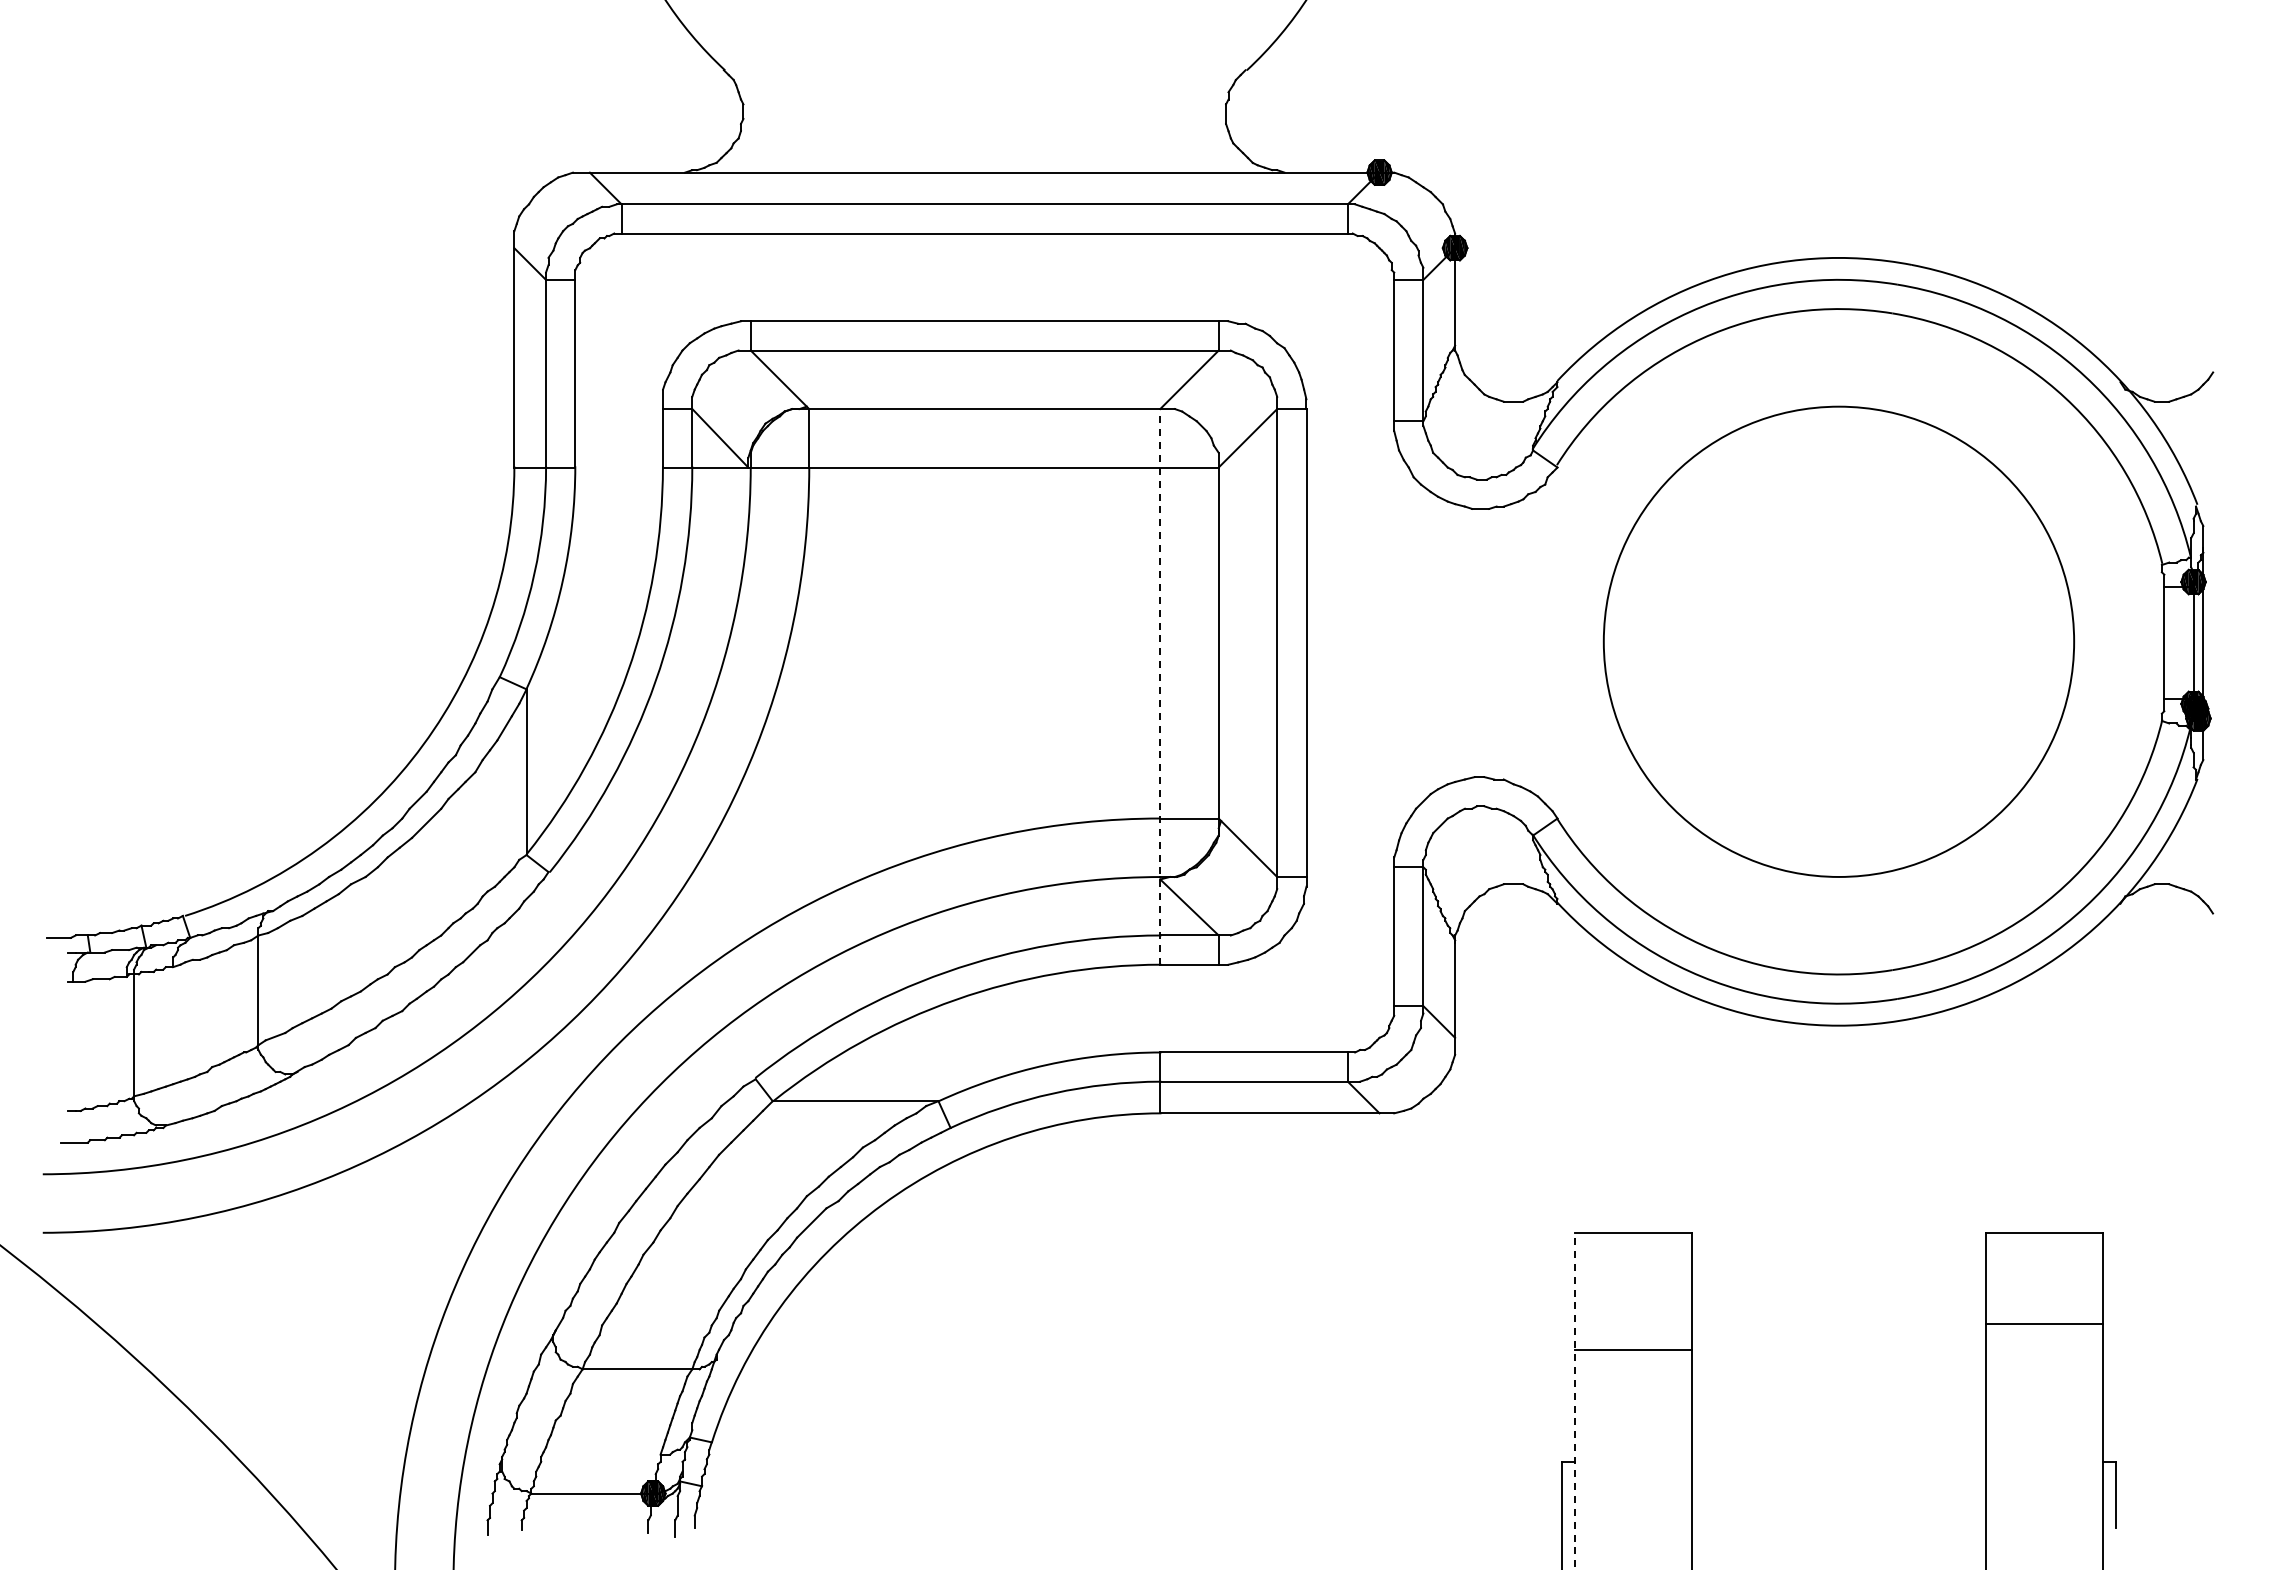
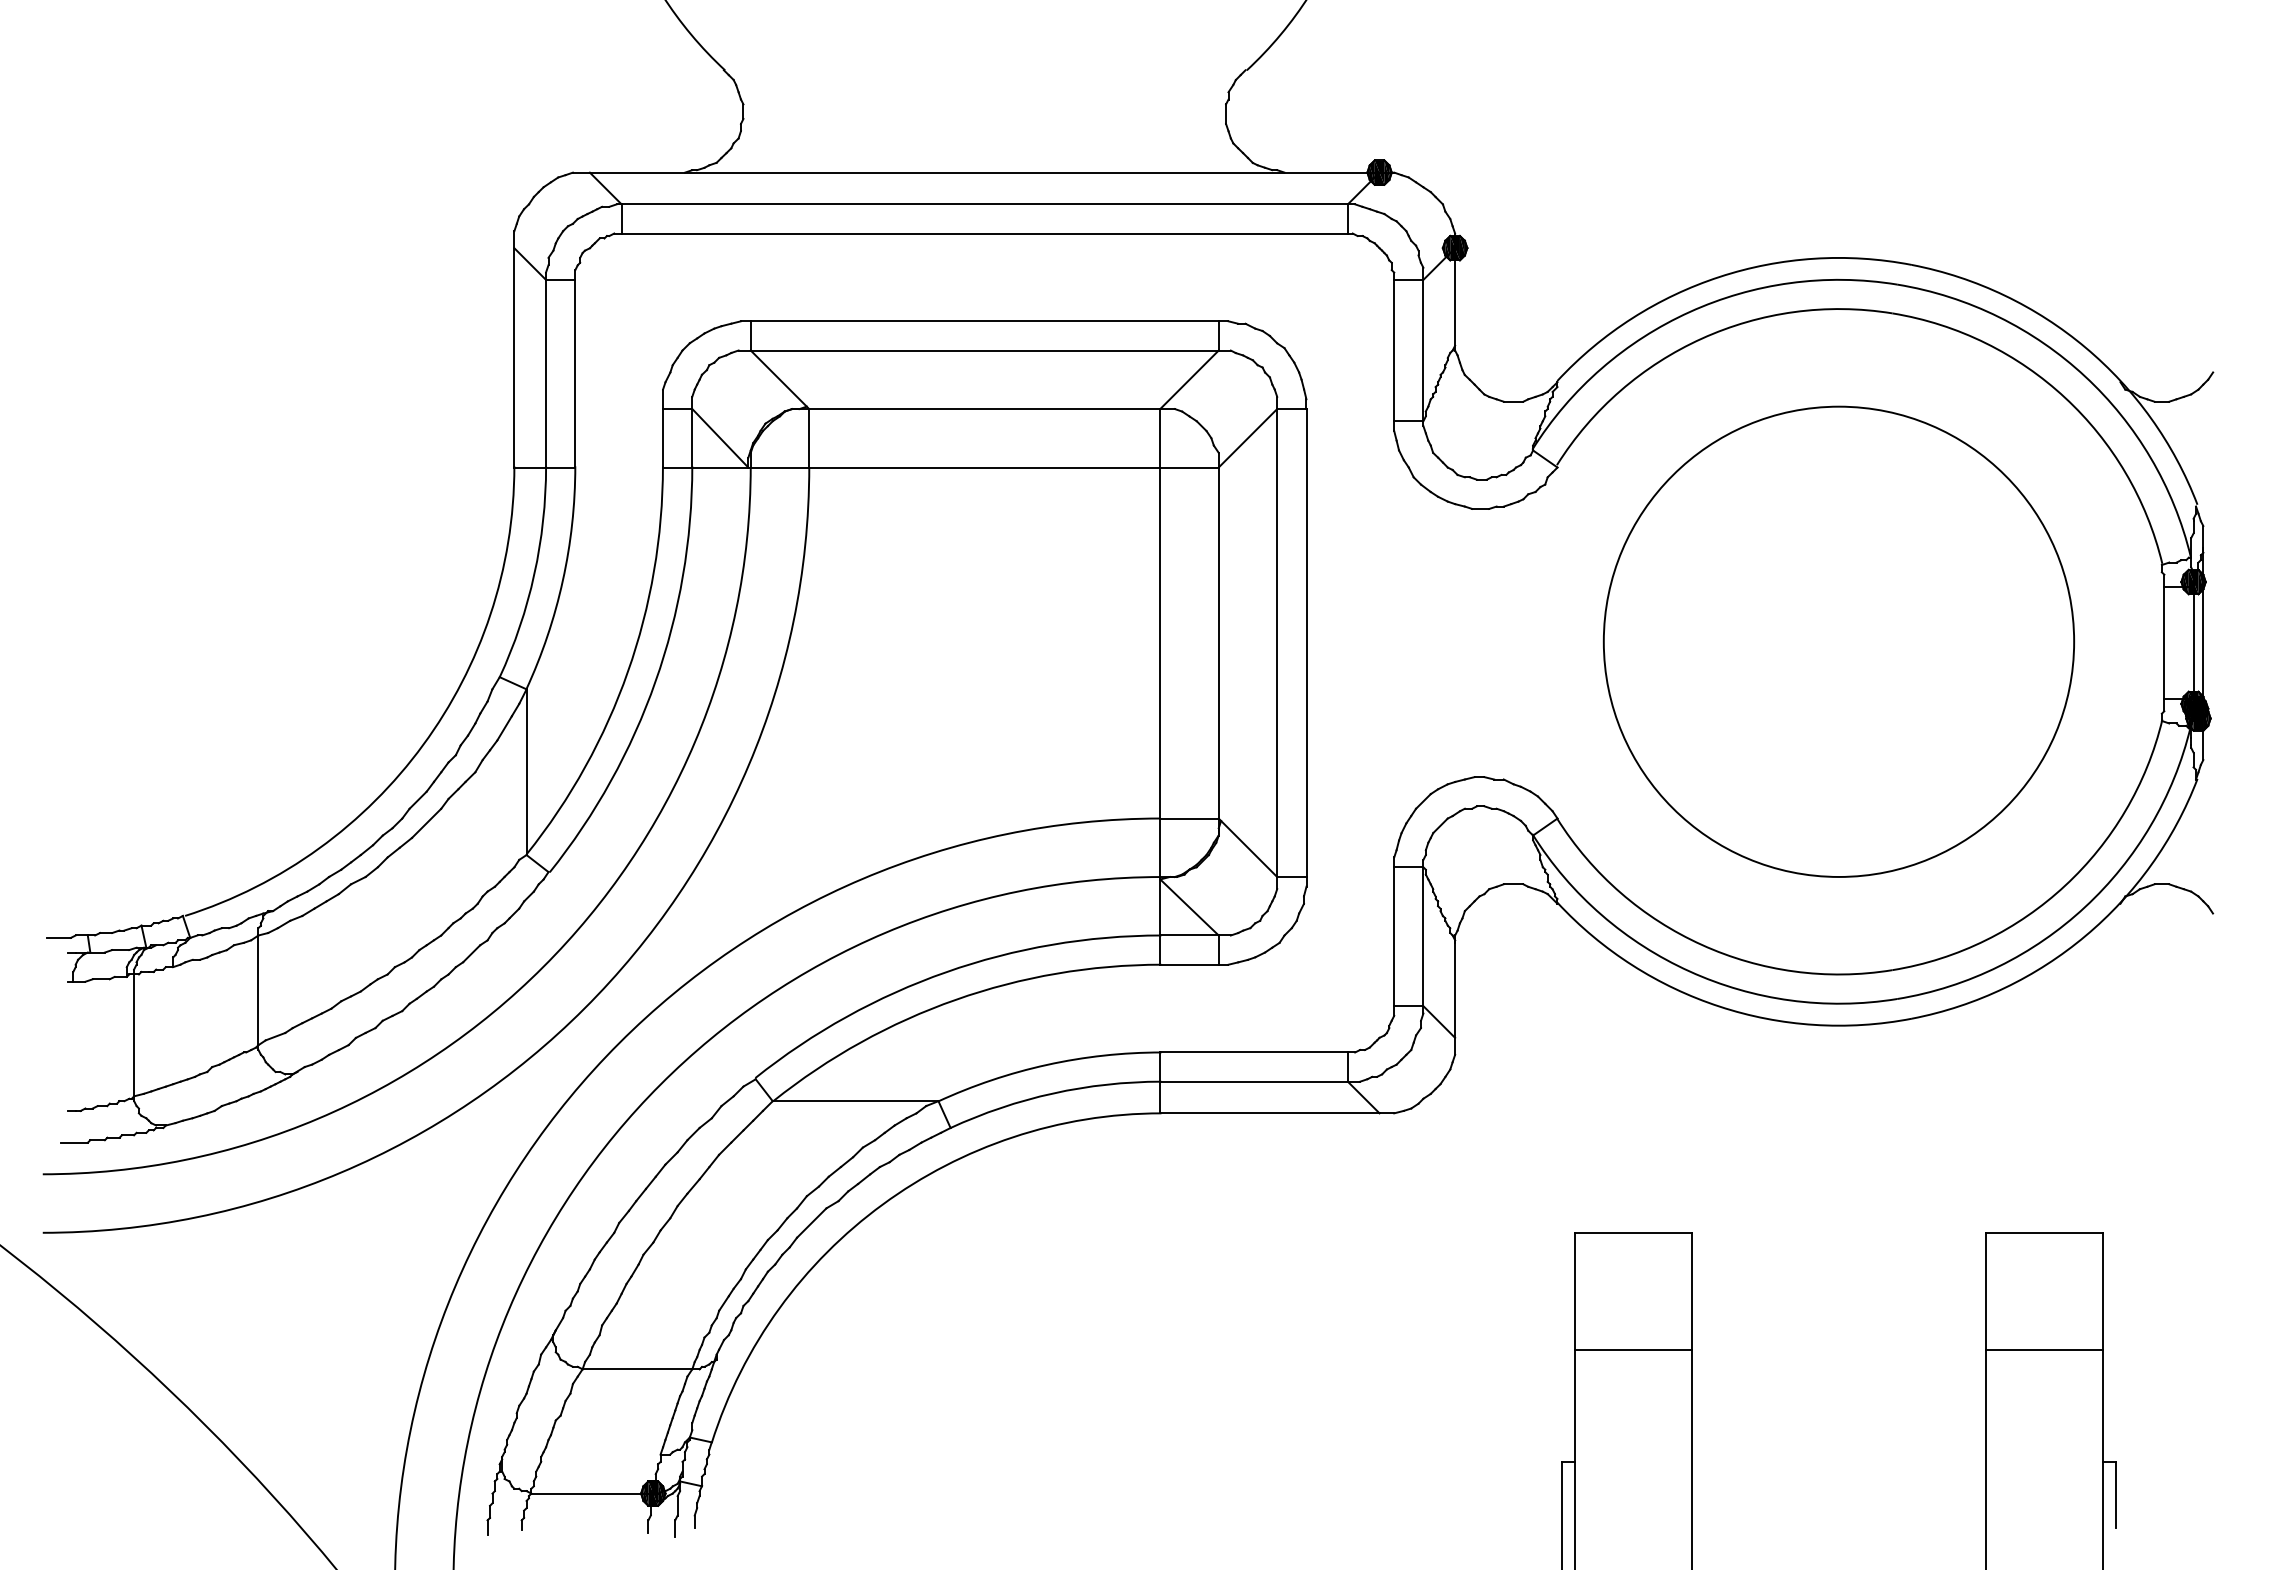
line: dashed -> solid (1160, 686)
line position: (2044, 1323) -> (2044, 1349) (2044, 1349)
line: dashed -> solid (1574, 1400)
